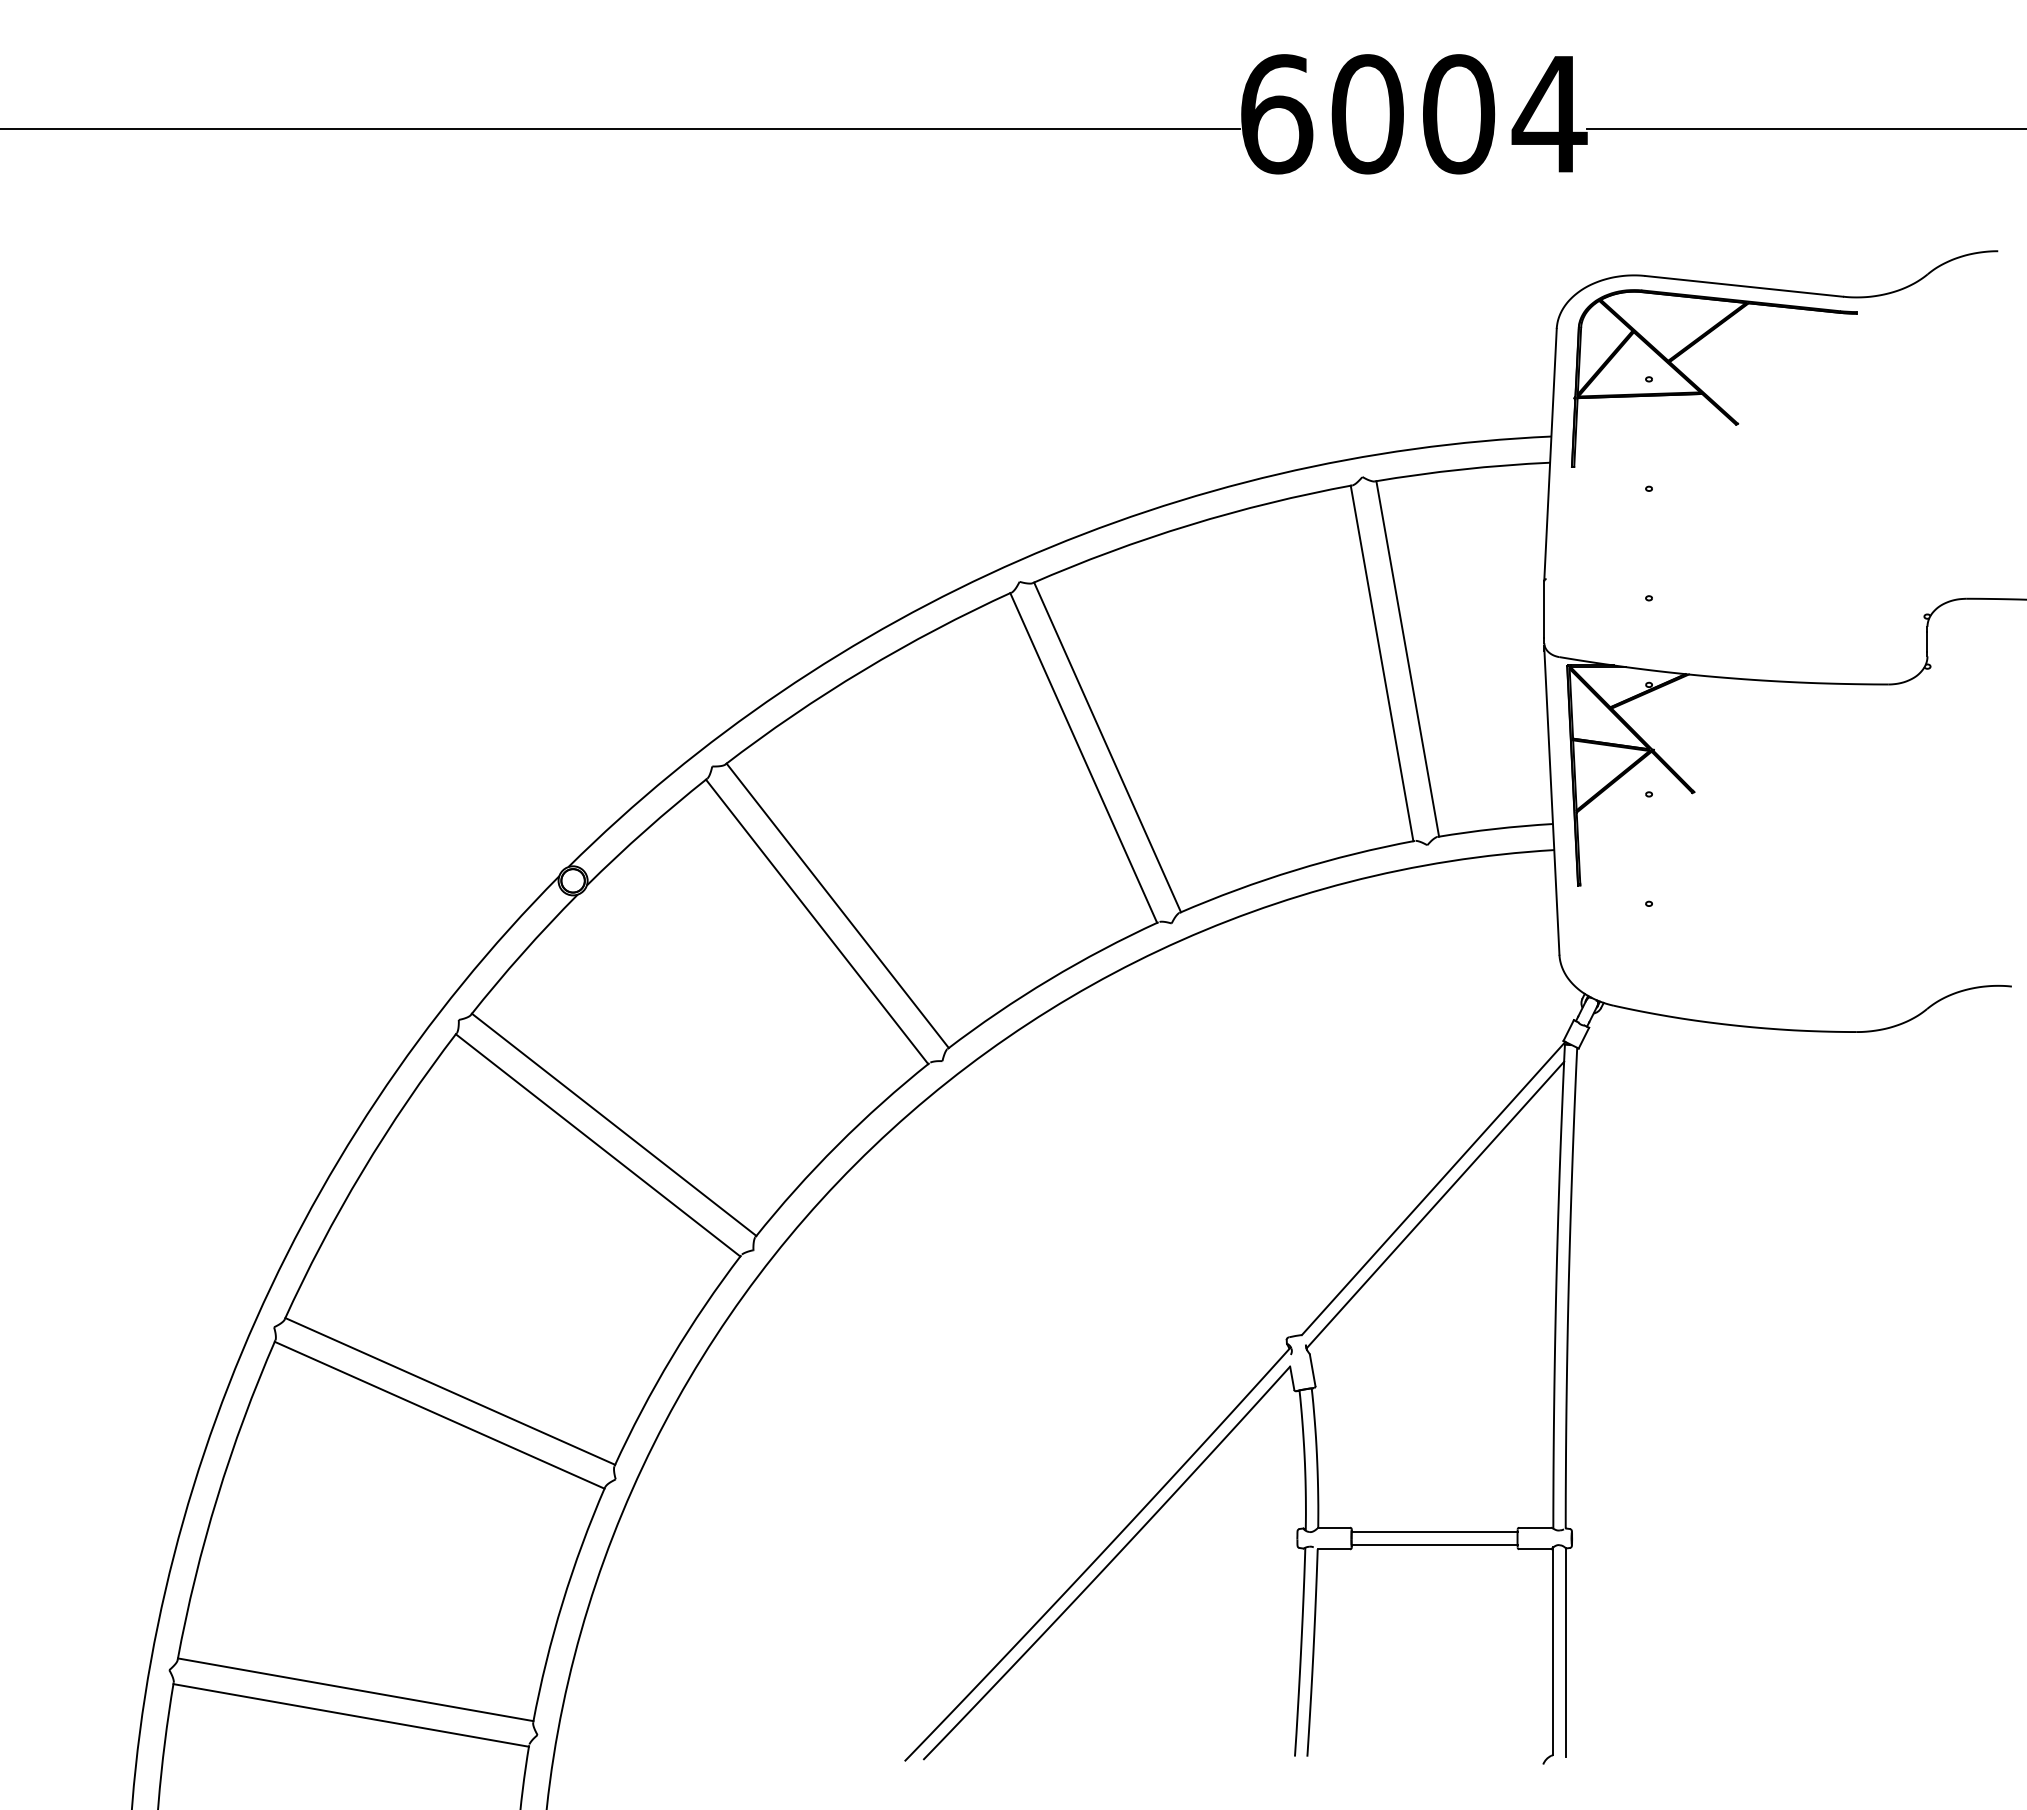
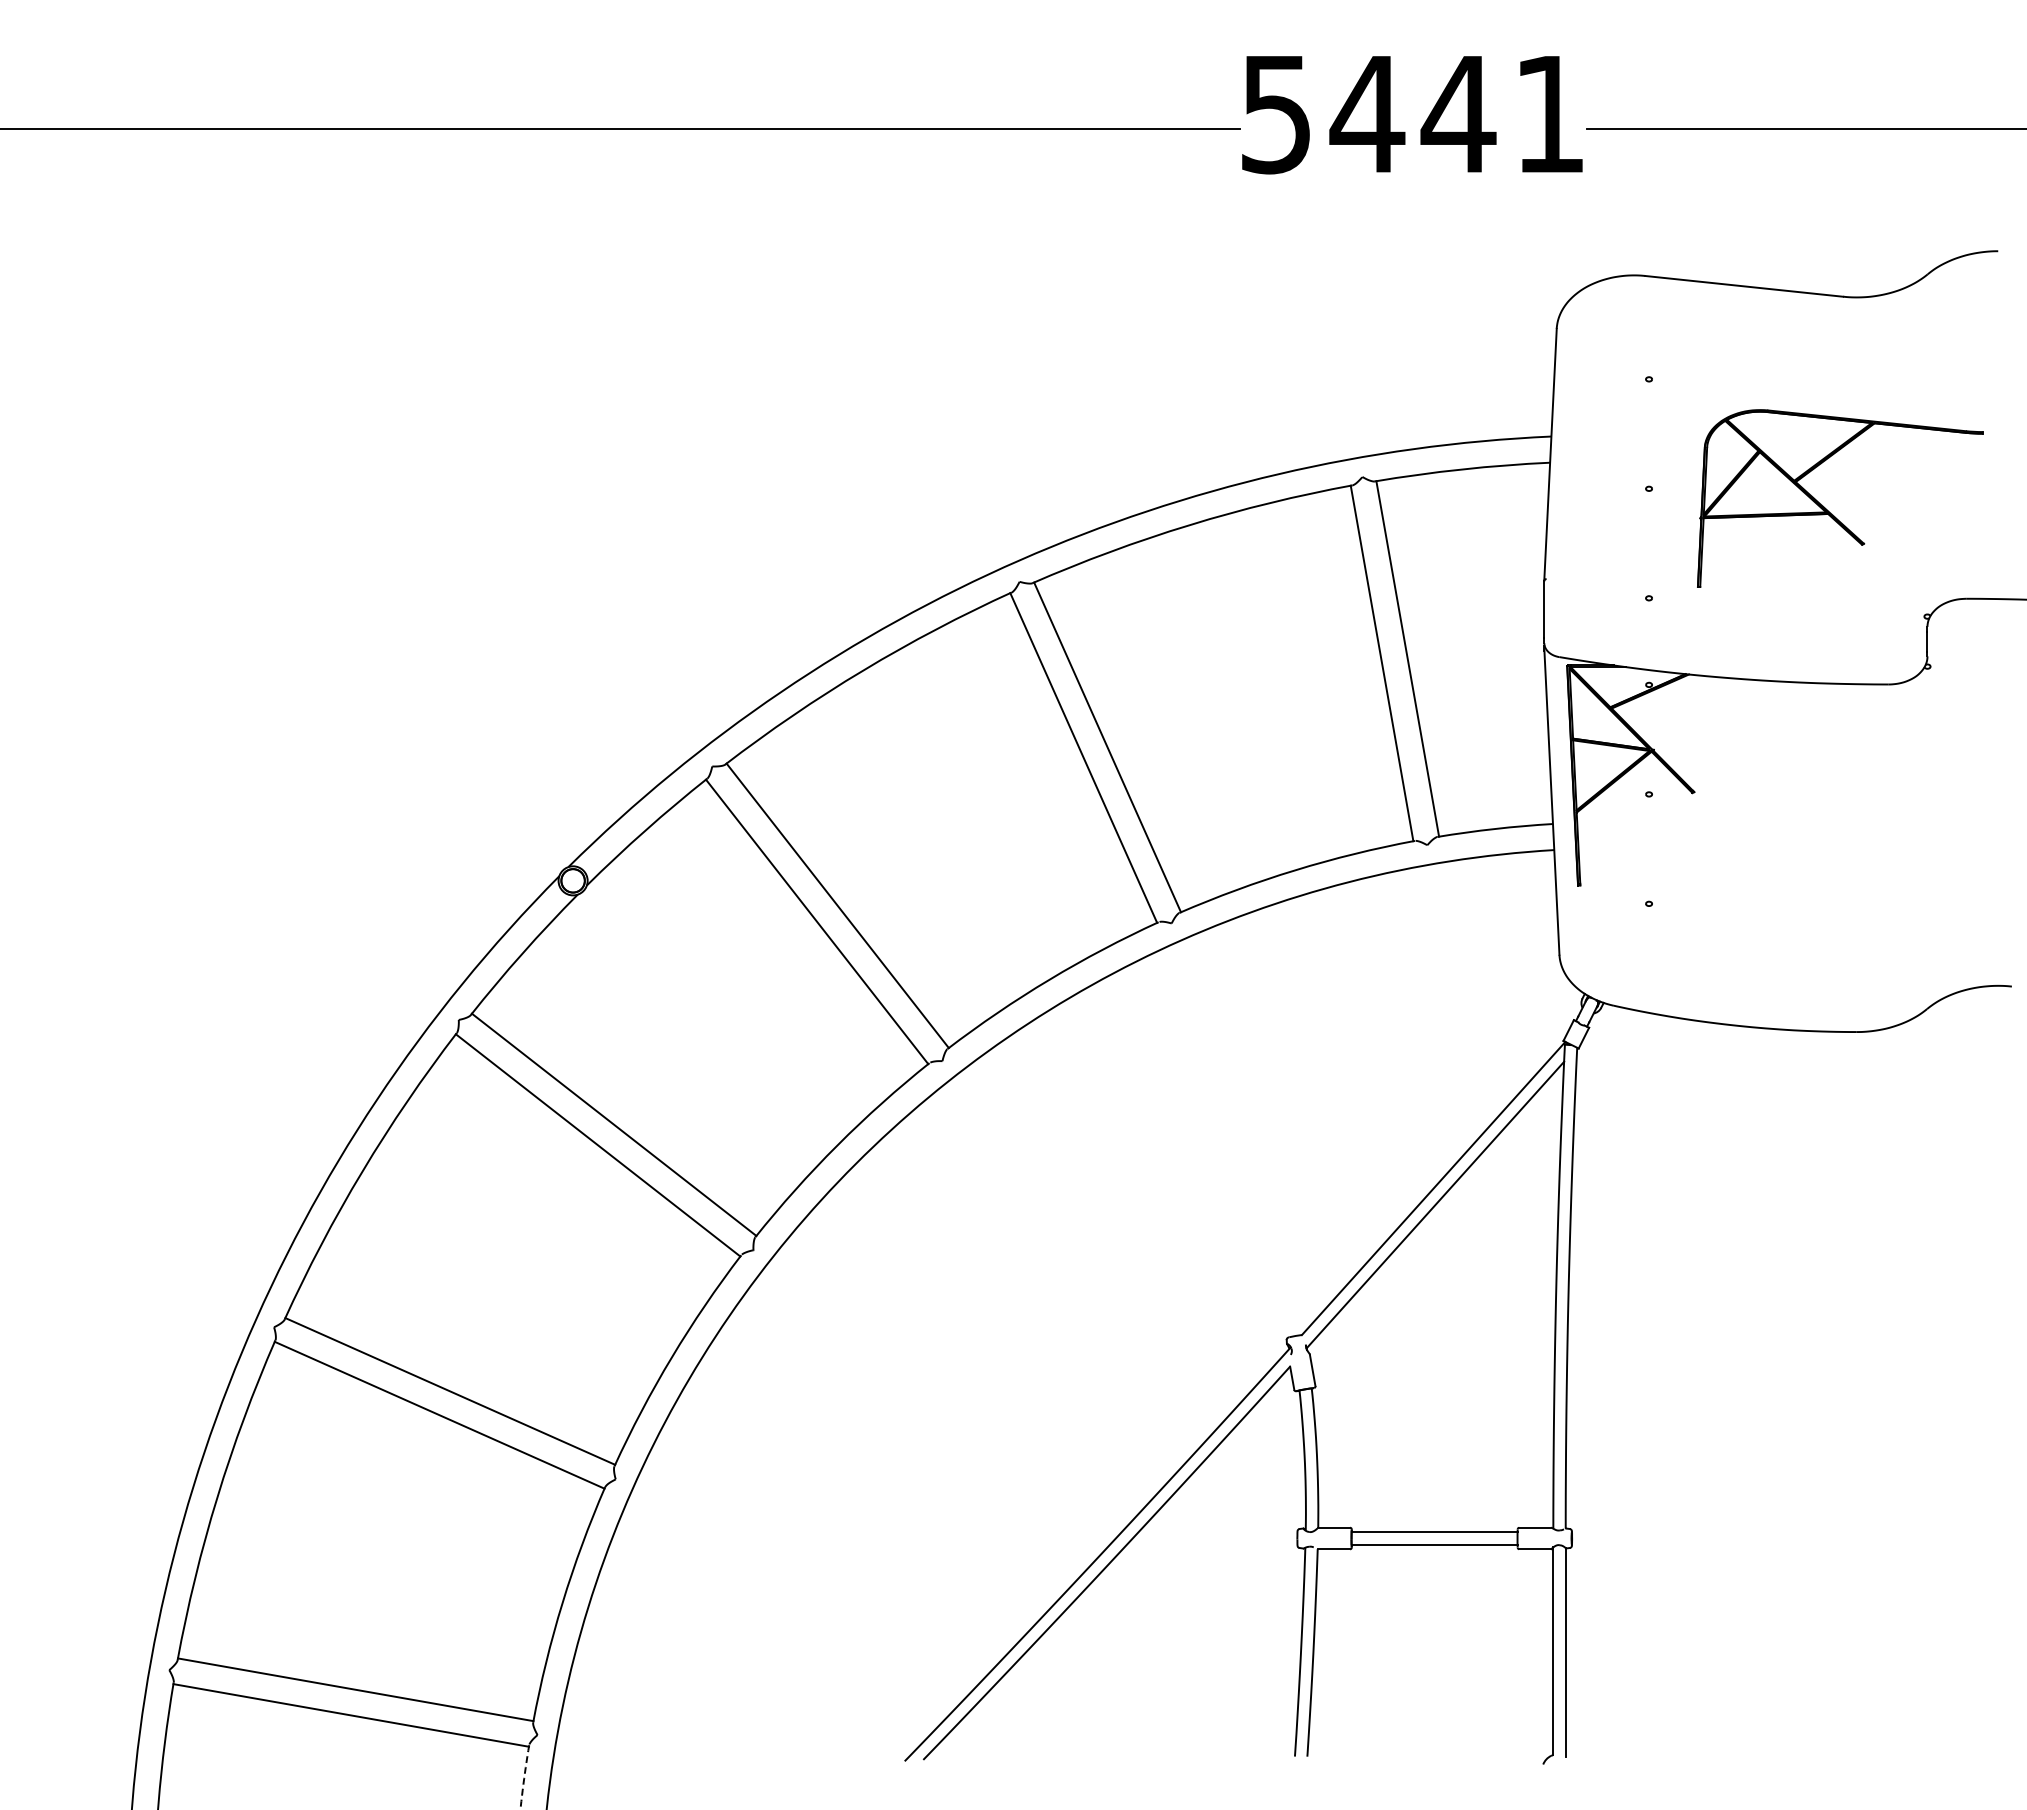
text: 6004 -> 5441 (1414, 114)
part position: (1702, 390) -> (1828, 510) (1828, 510)
arc: solid -> dashed (524, 1777)
